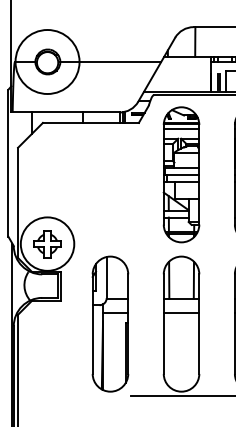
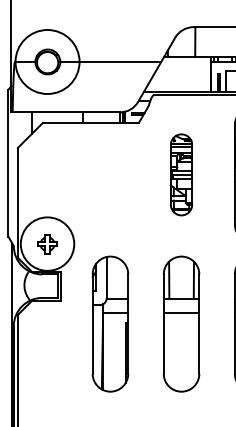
part size: 39x138 px -> 25x84 px (181, 174)
part size: 29x29 px -> 21x21 px (47, 244)
line: present -> none (181, 396)
